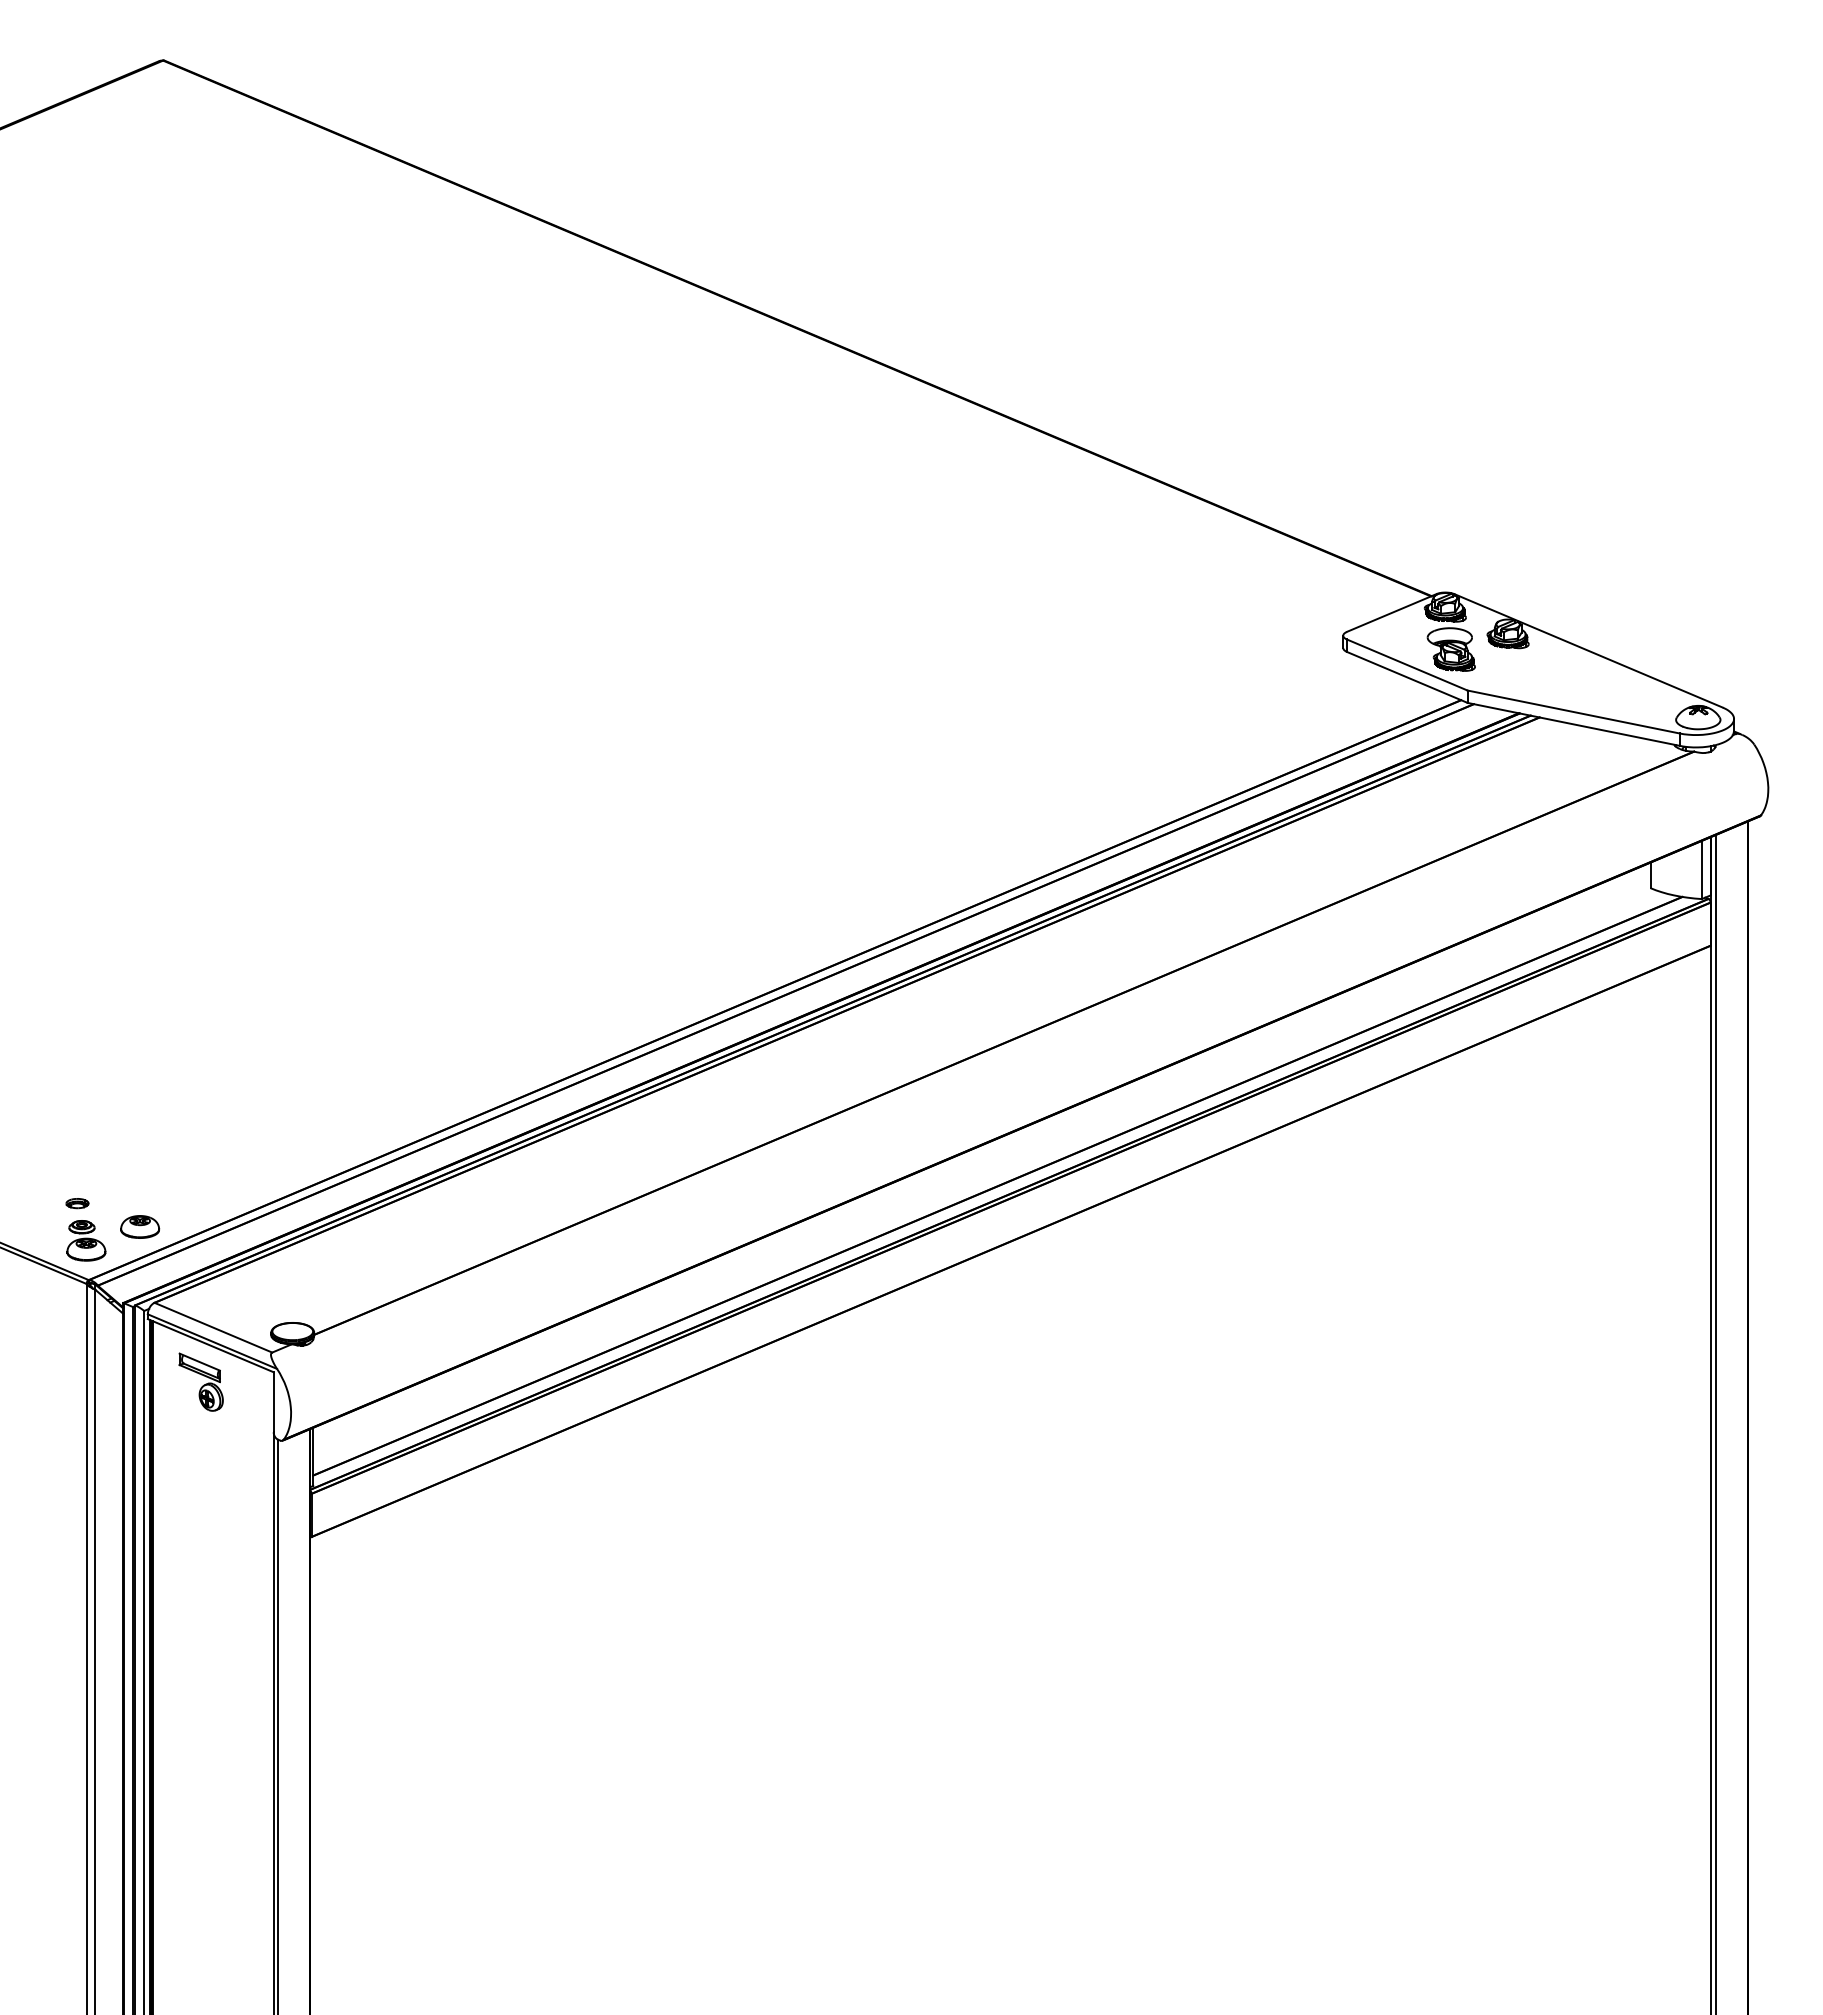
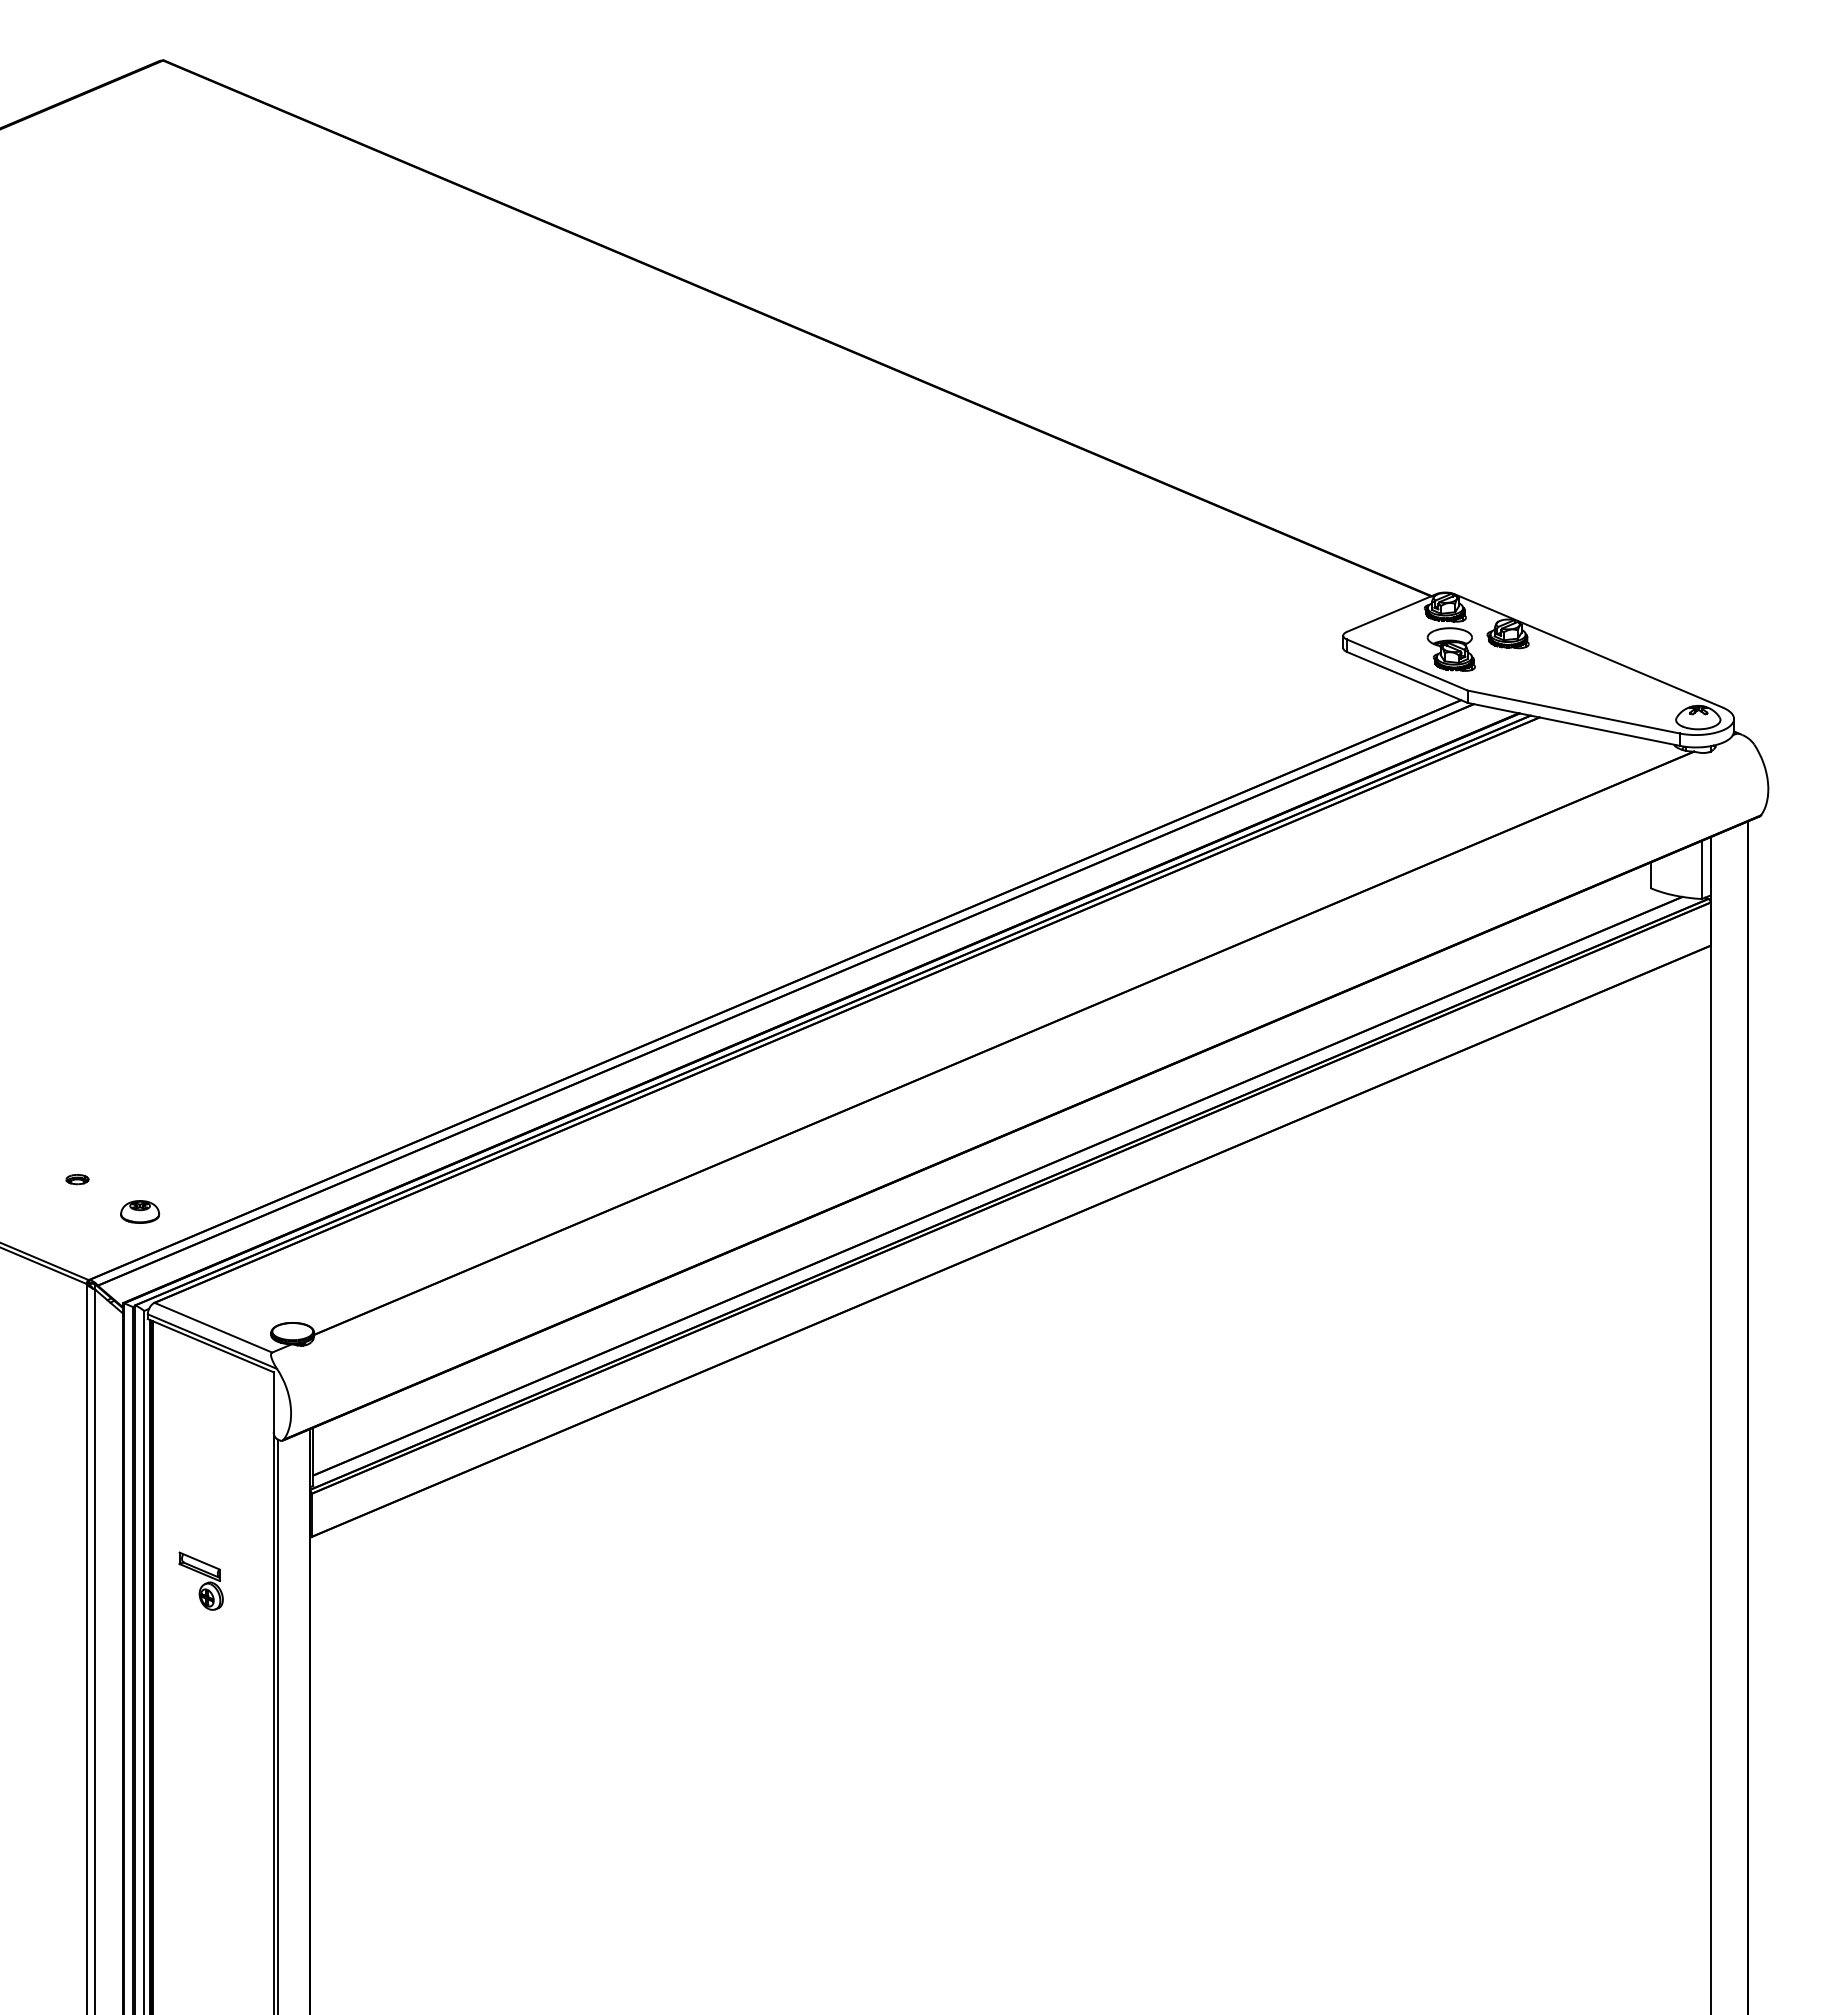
part position: (77, 1203) -> (77, 1179) (77, 1179)
part position: (140, 1226) -> (140, 1211) (140, 1211)
part: present -> none (86, 1240)
part position: (200, 1381) -> (200, 1580) (200, 1580)
line: present -> none (1716, 1422)
